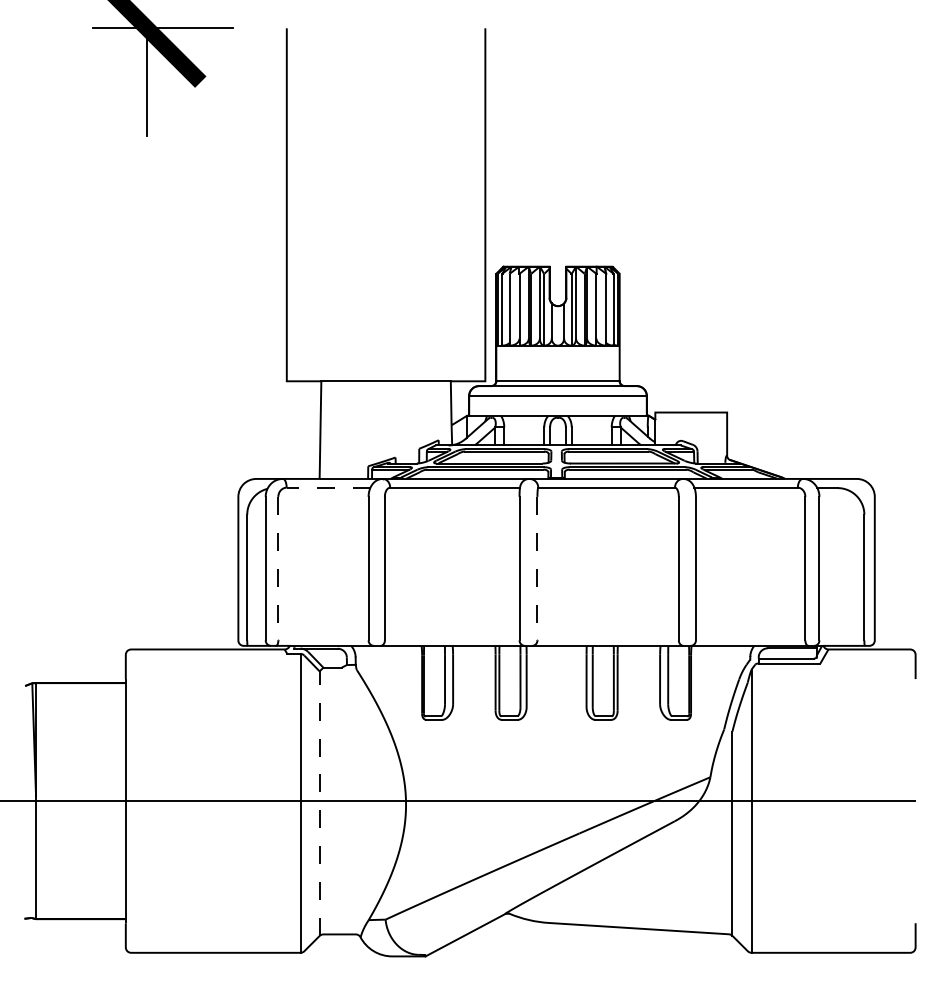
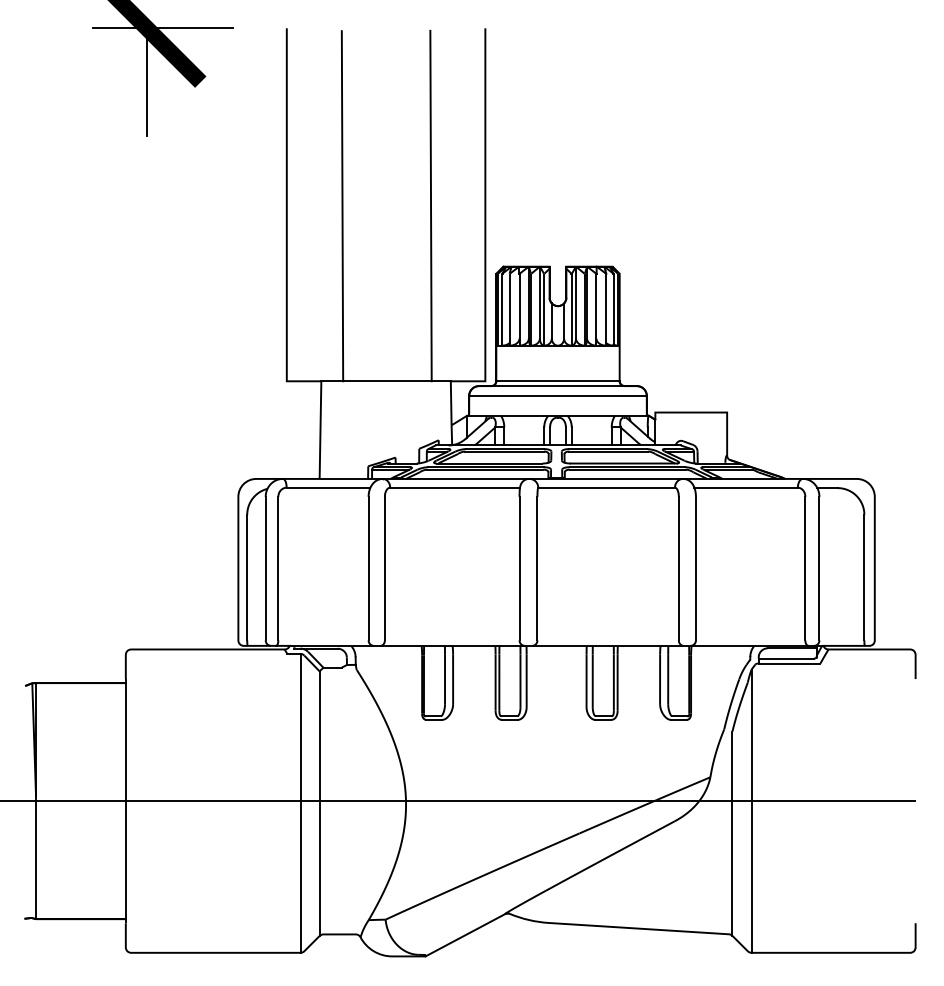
line: none -> present (430, 205)
line: none -> present (342, 206)
line: dashed -> solid (328, 487)
line: dashed -> solid (278, 568)
line: dashed -> solid (537, 568)
line: dashed -> solid (319, 803)
